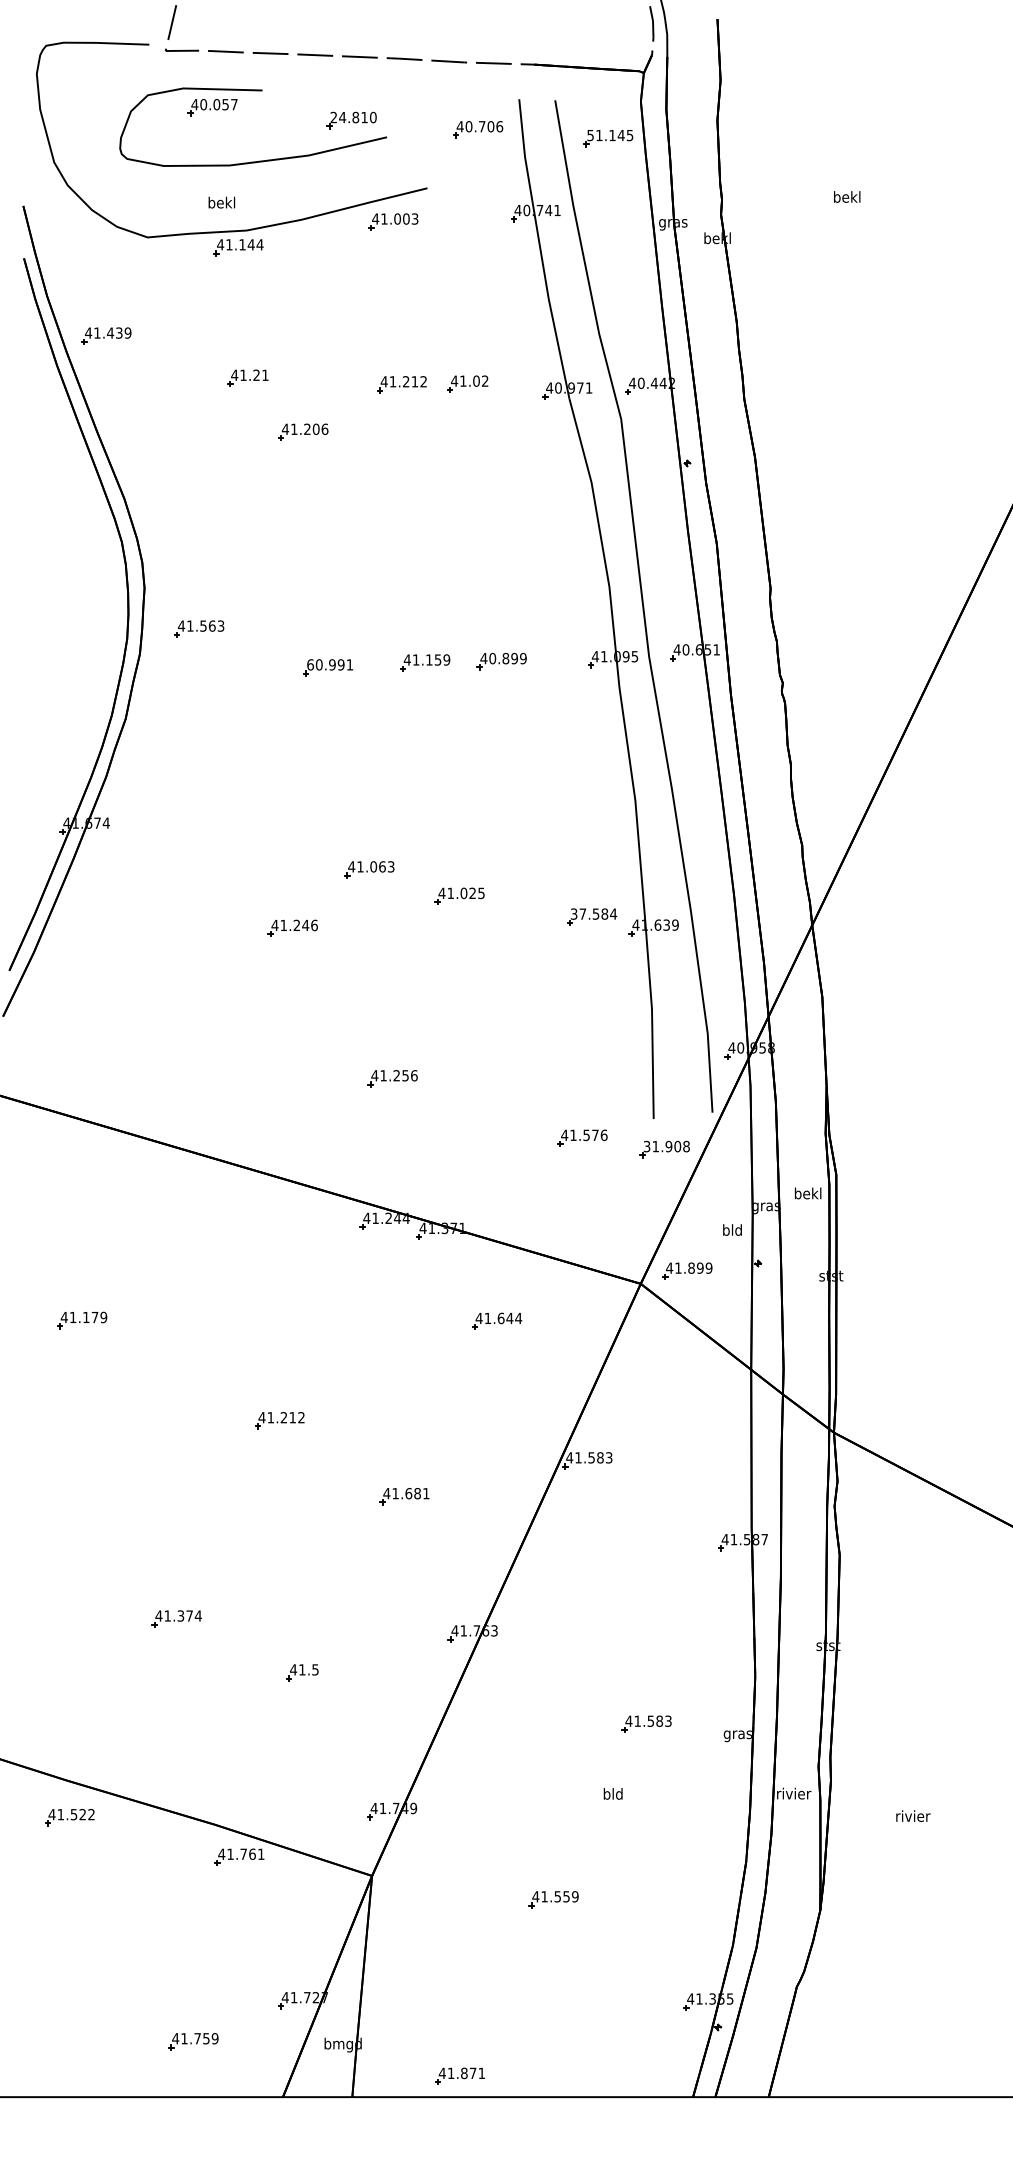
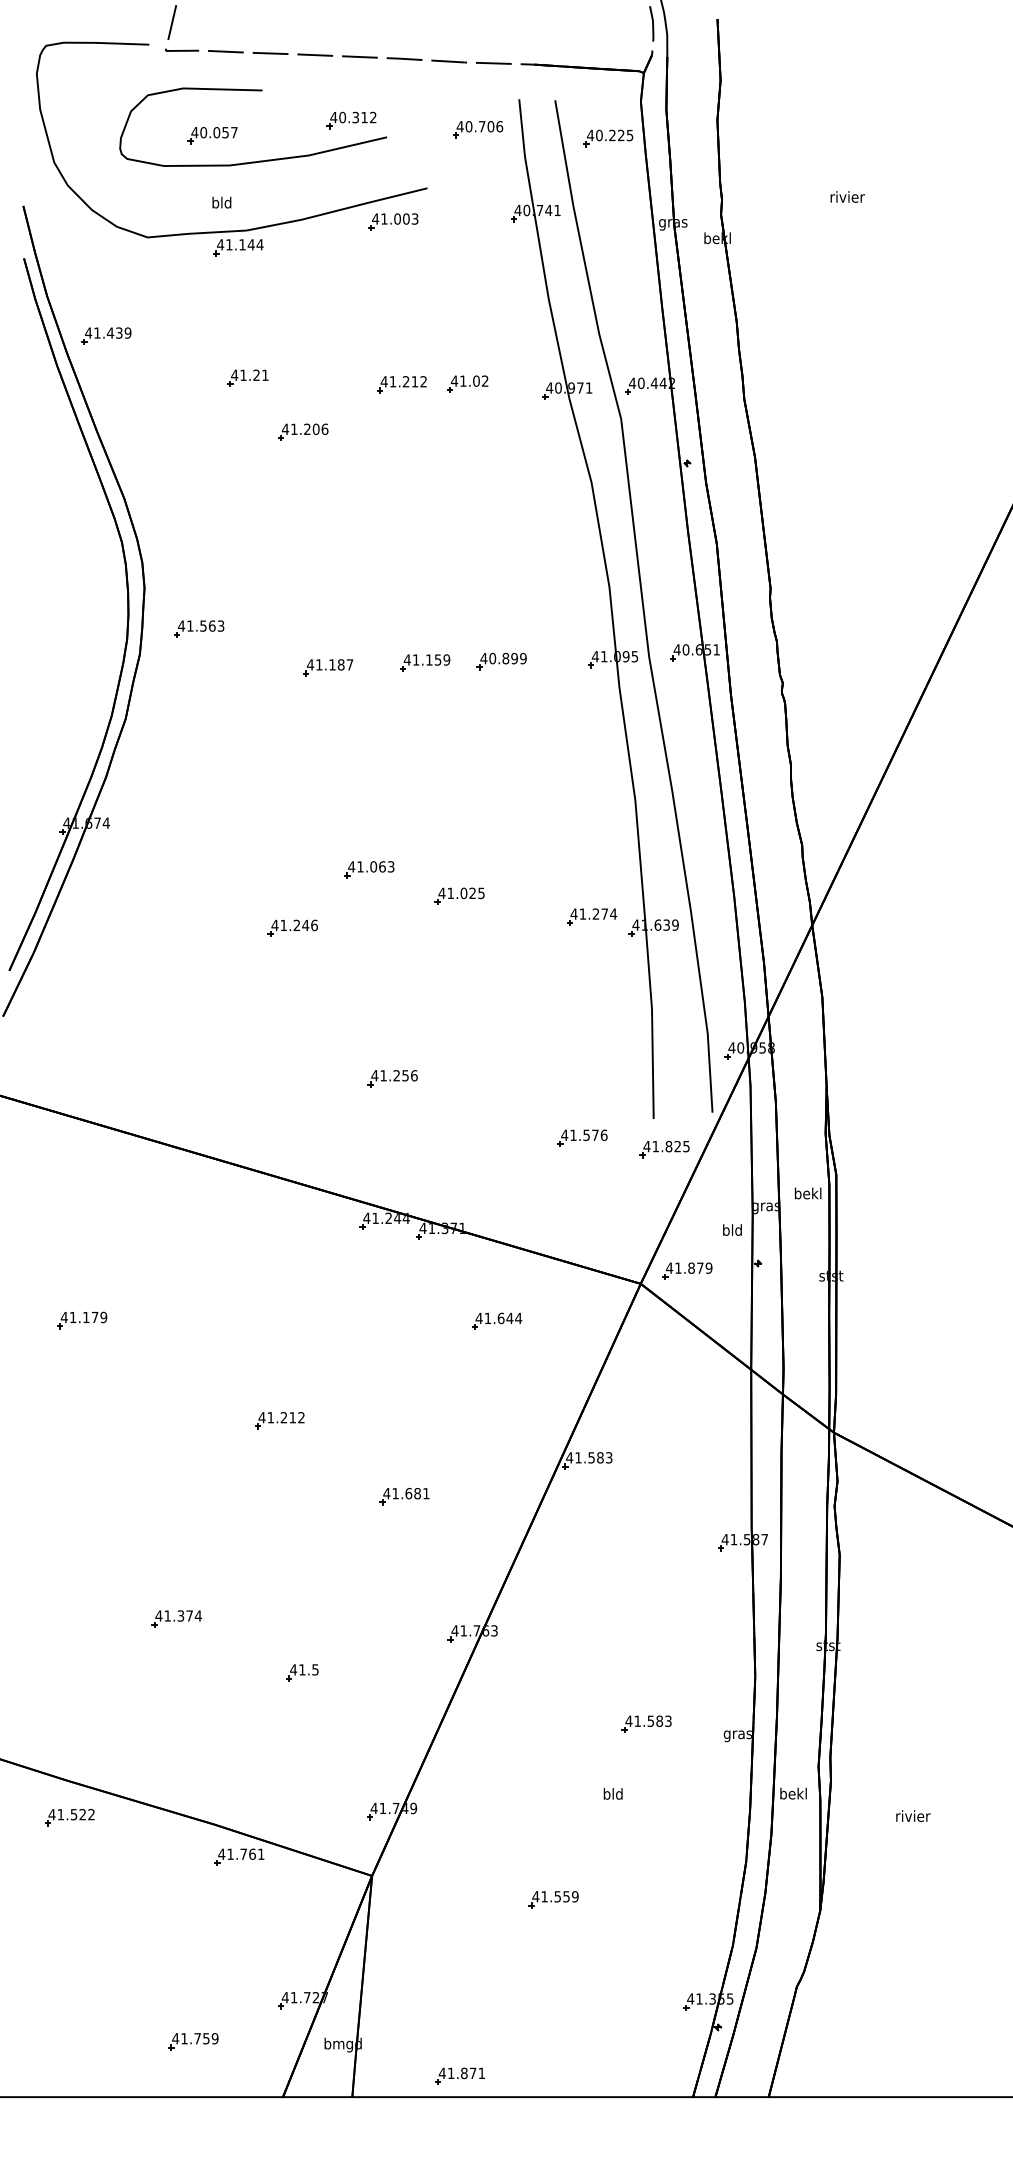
part position: (212, 107) -> (212, 135) (212, 135)
text: 24.810 -> 40.312 (353, 117)
text: 51.145 -> 40.225 (605, 135)
text: bekl -> rivier (847, 196)
text: bekl -> bld (221, 202)
text: 60.991 -> 41.187 (329, 664)
text: 37.584 -> 41.274 (589, 913)
text: 31.908 -> 41.825 (666, 1146)
text: 41.899 -> 41.879 (699, 1267)
text: rivier -> bekl (794, 1793)
